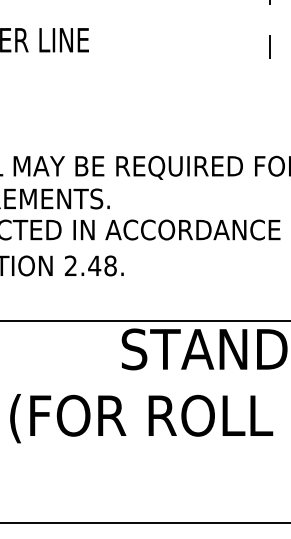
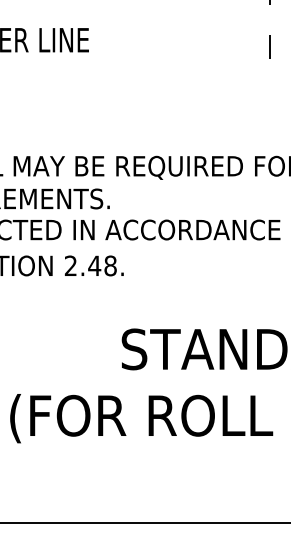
line: present -> none (144, 320)
